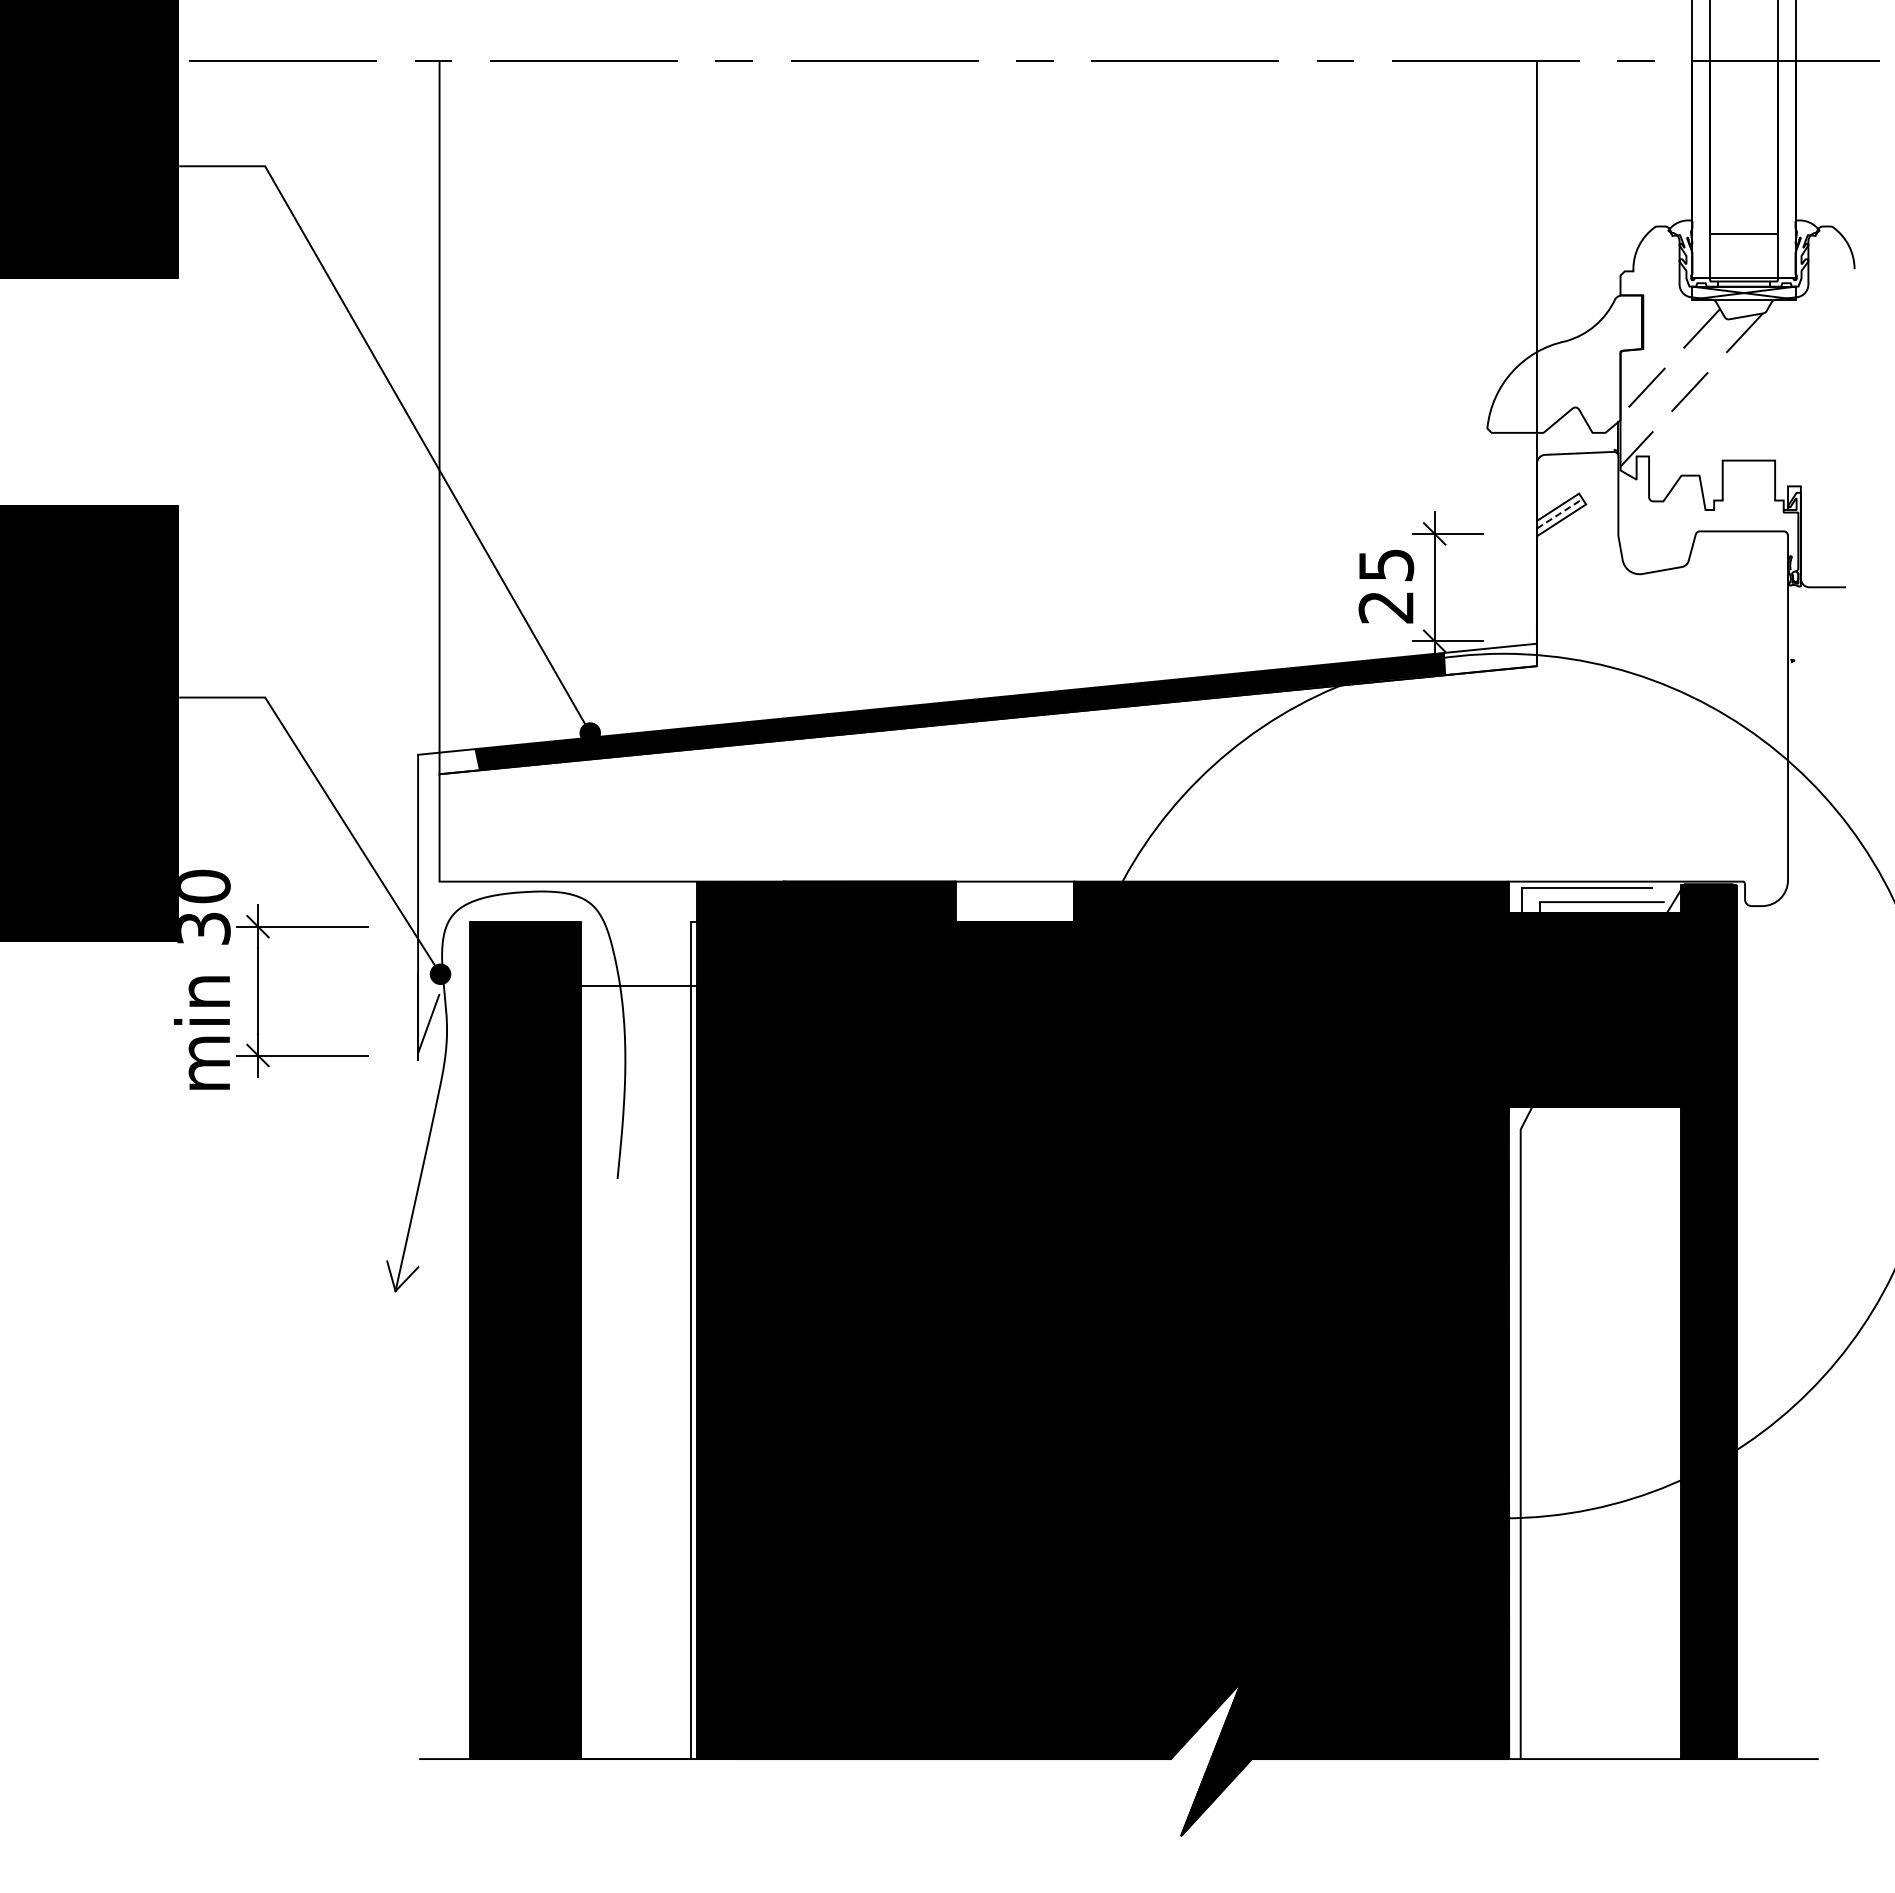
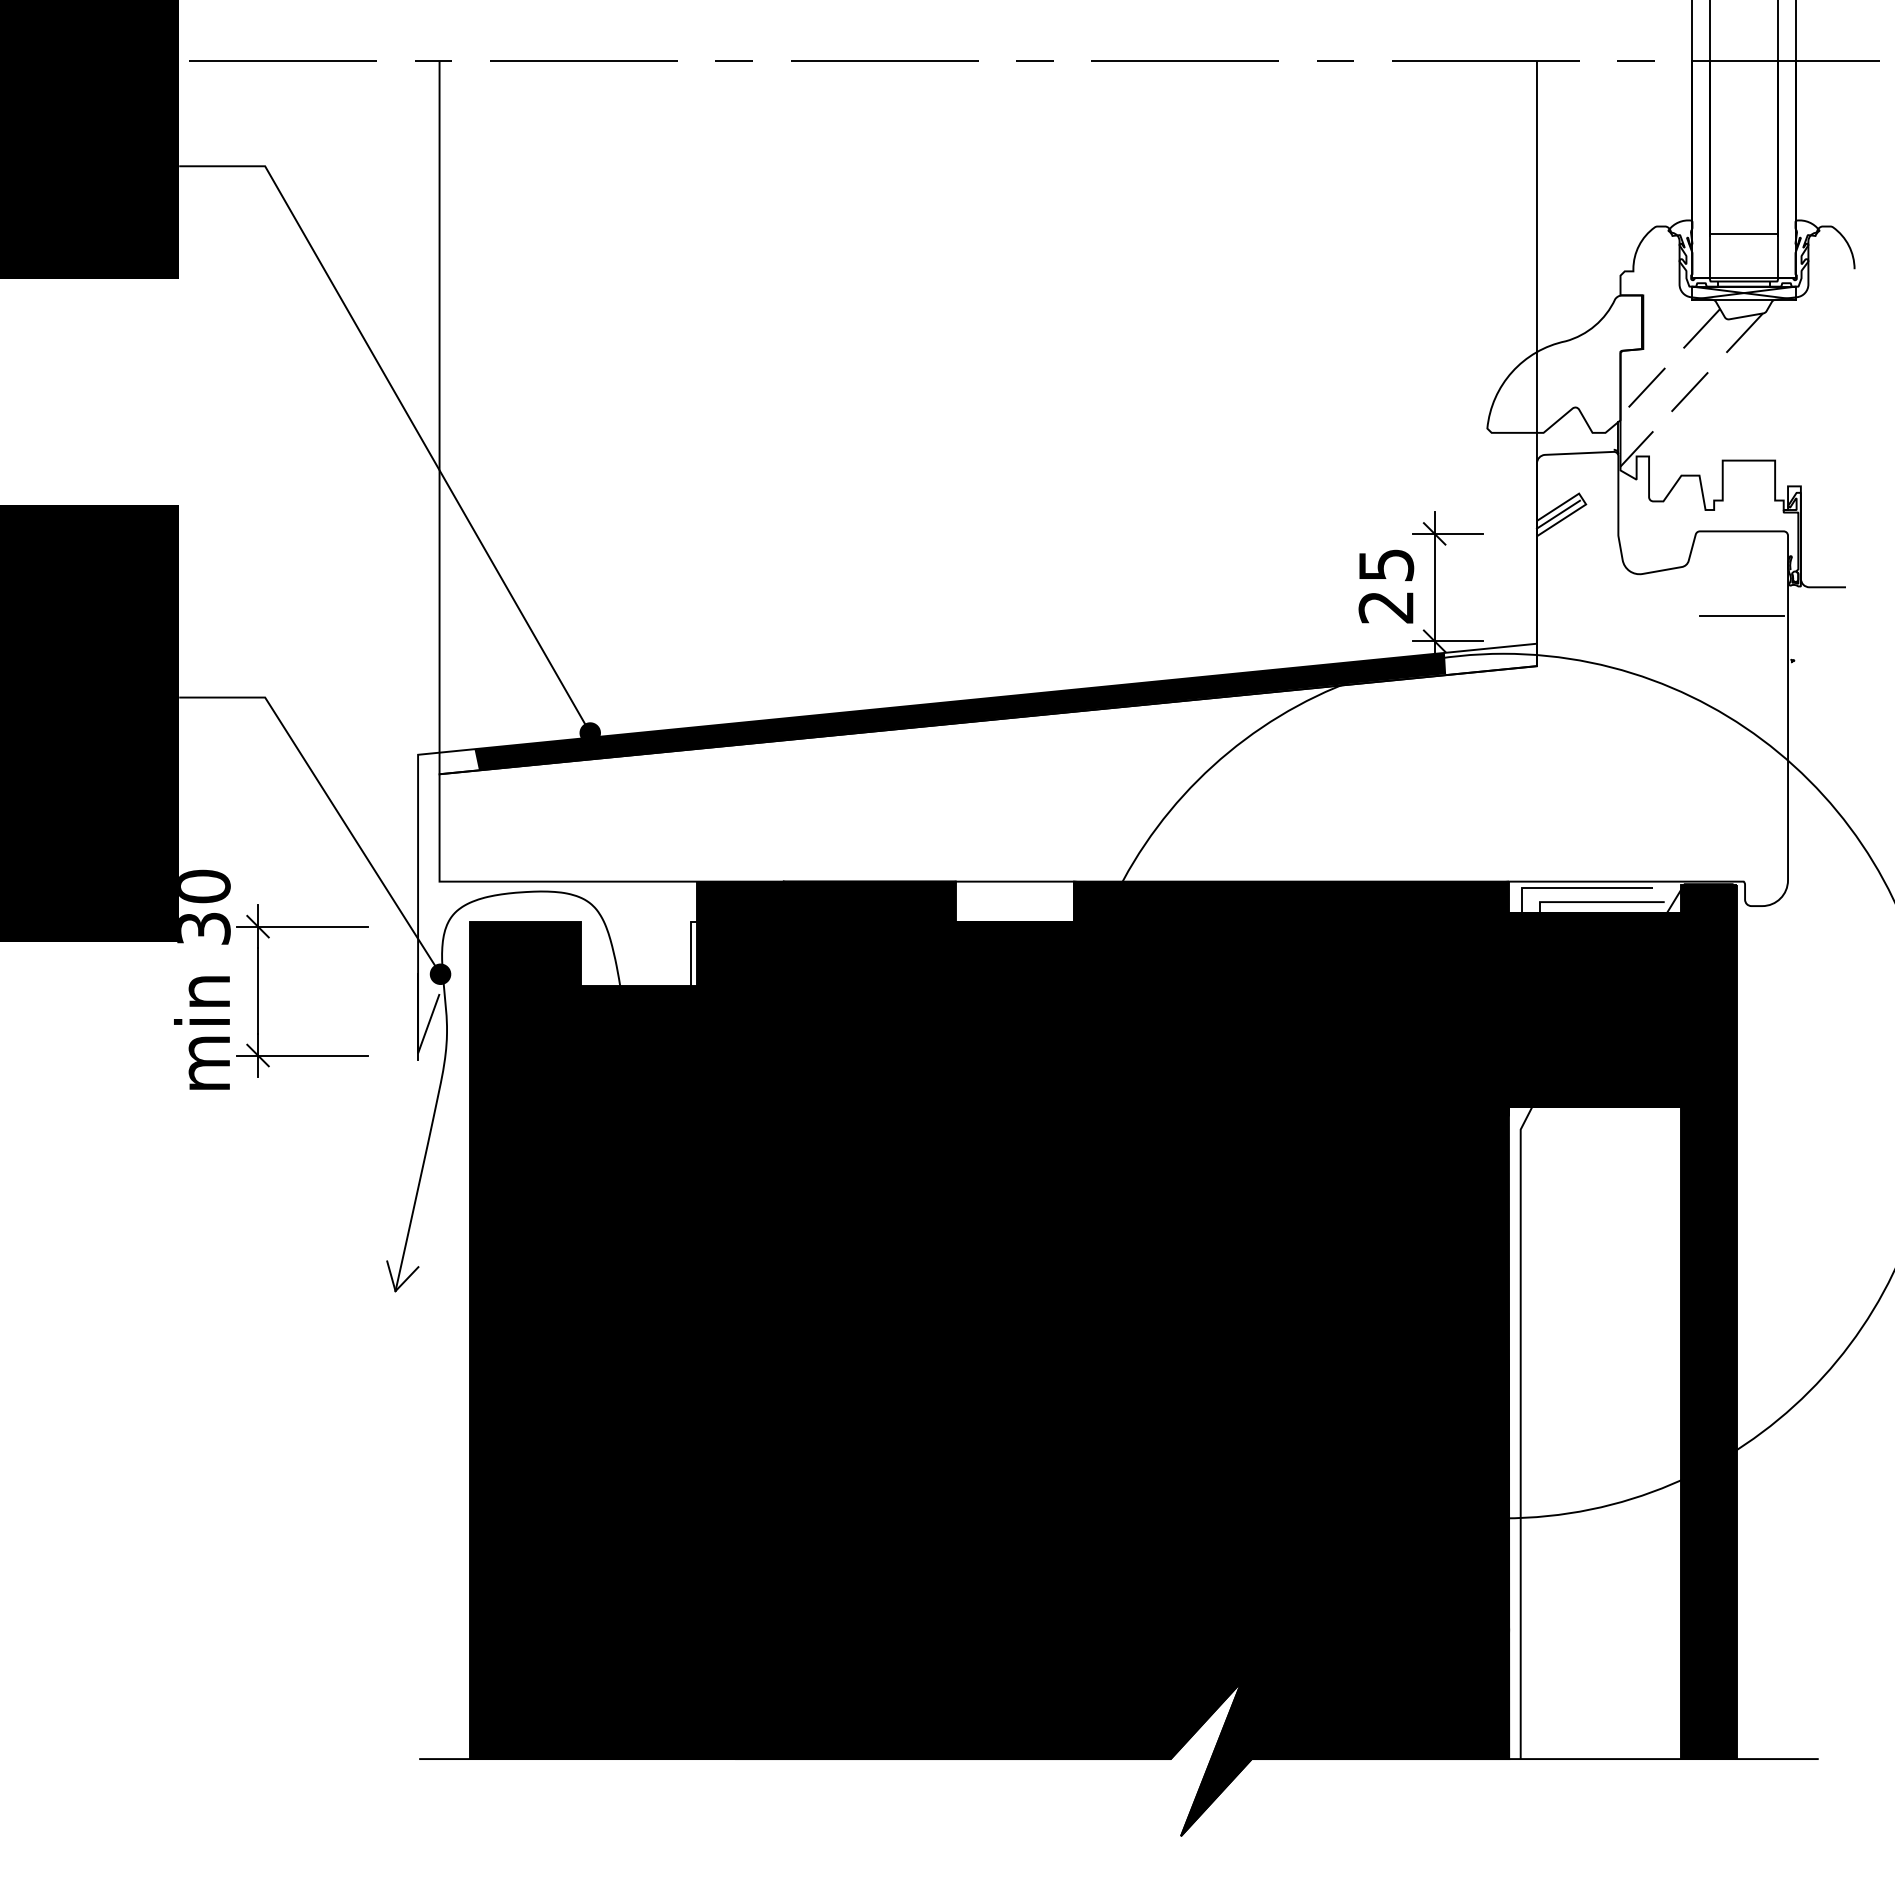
line: dashed -> solid (1558, 514)
line: none -> present (1741, 616)
fill: none -> present (639, 1372)
